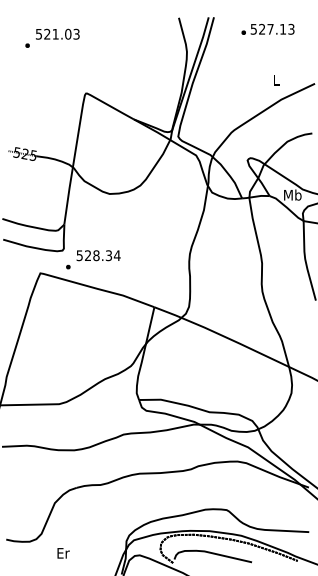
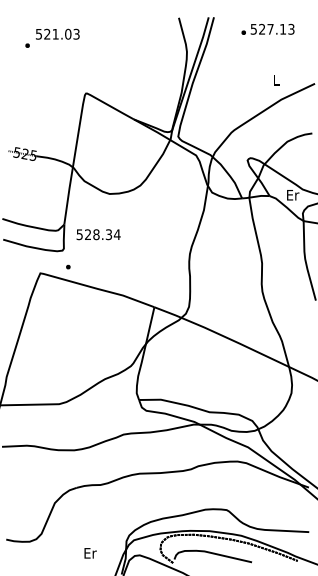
text: Mb -> Er (292, 194)
text position: (98, 255) -> (98, 234) (98, 234)
text position: (63, 553) -> (90, 553) (90, 553)
